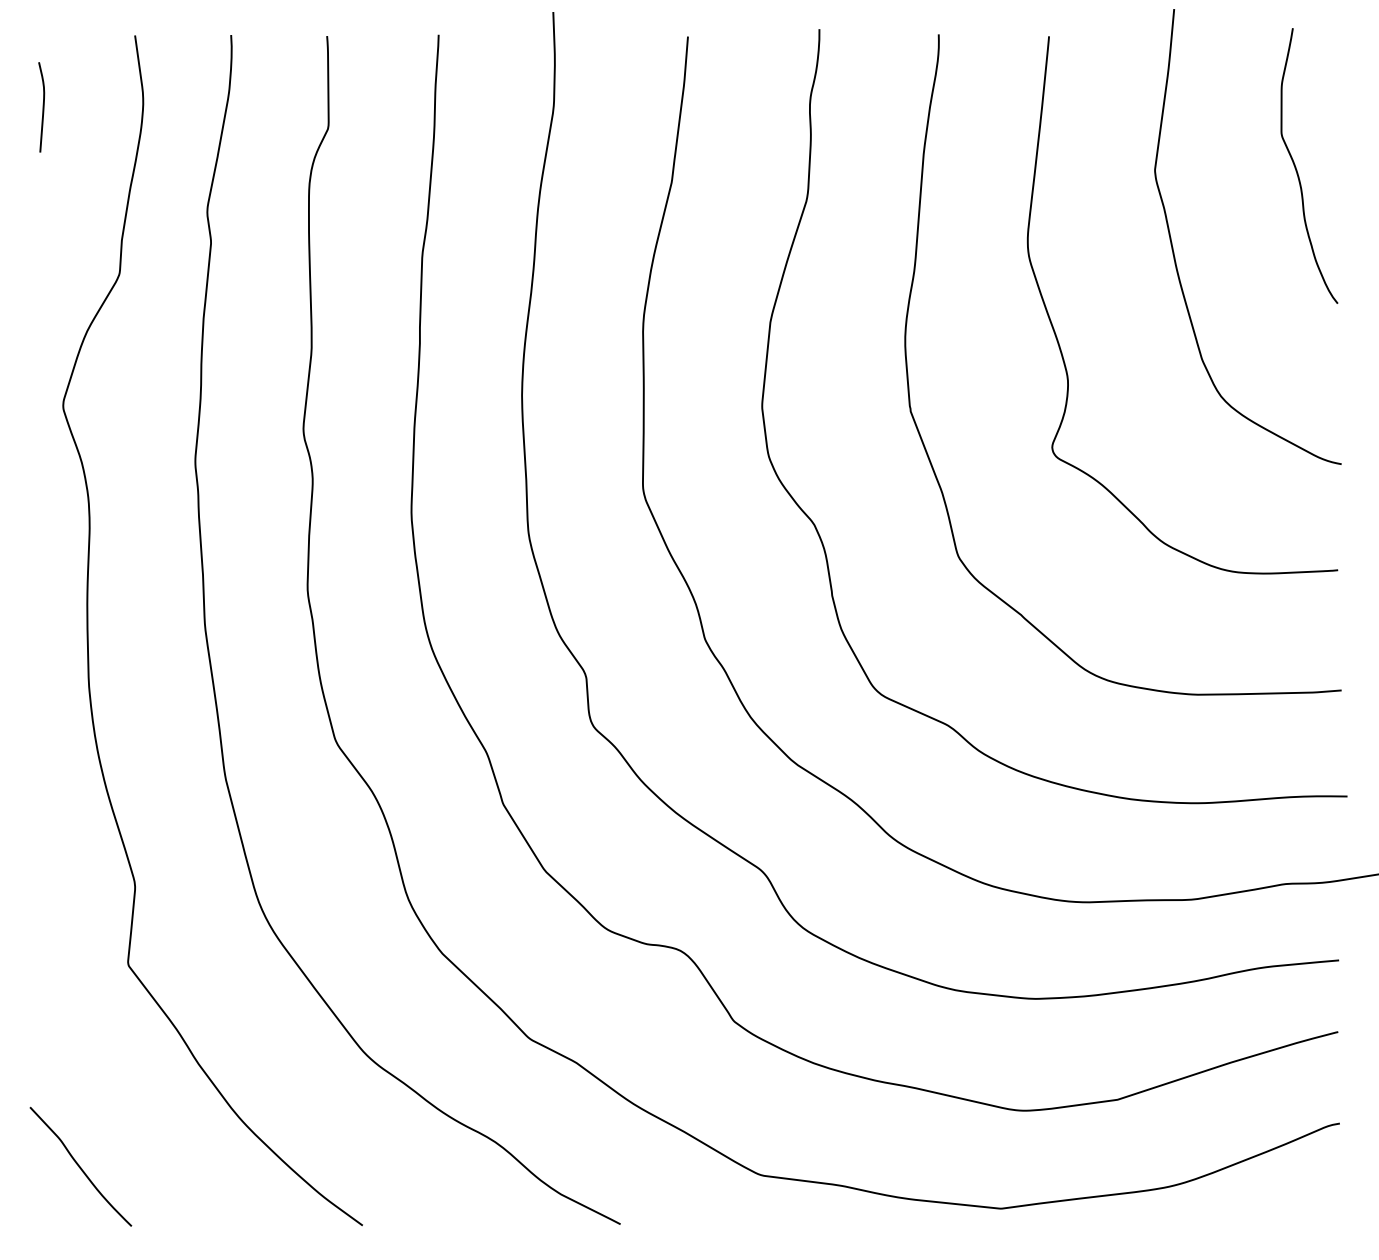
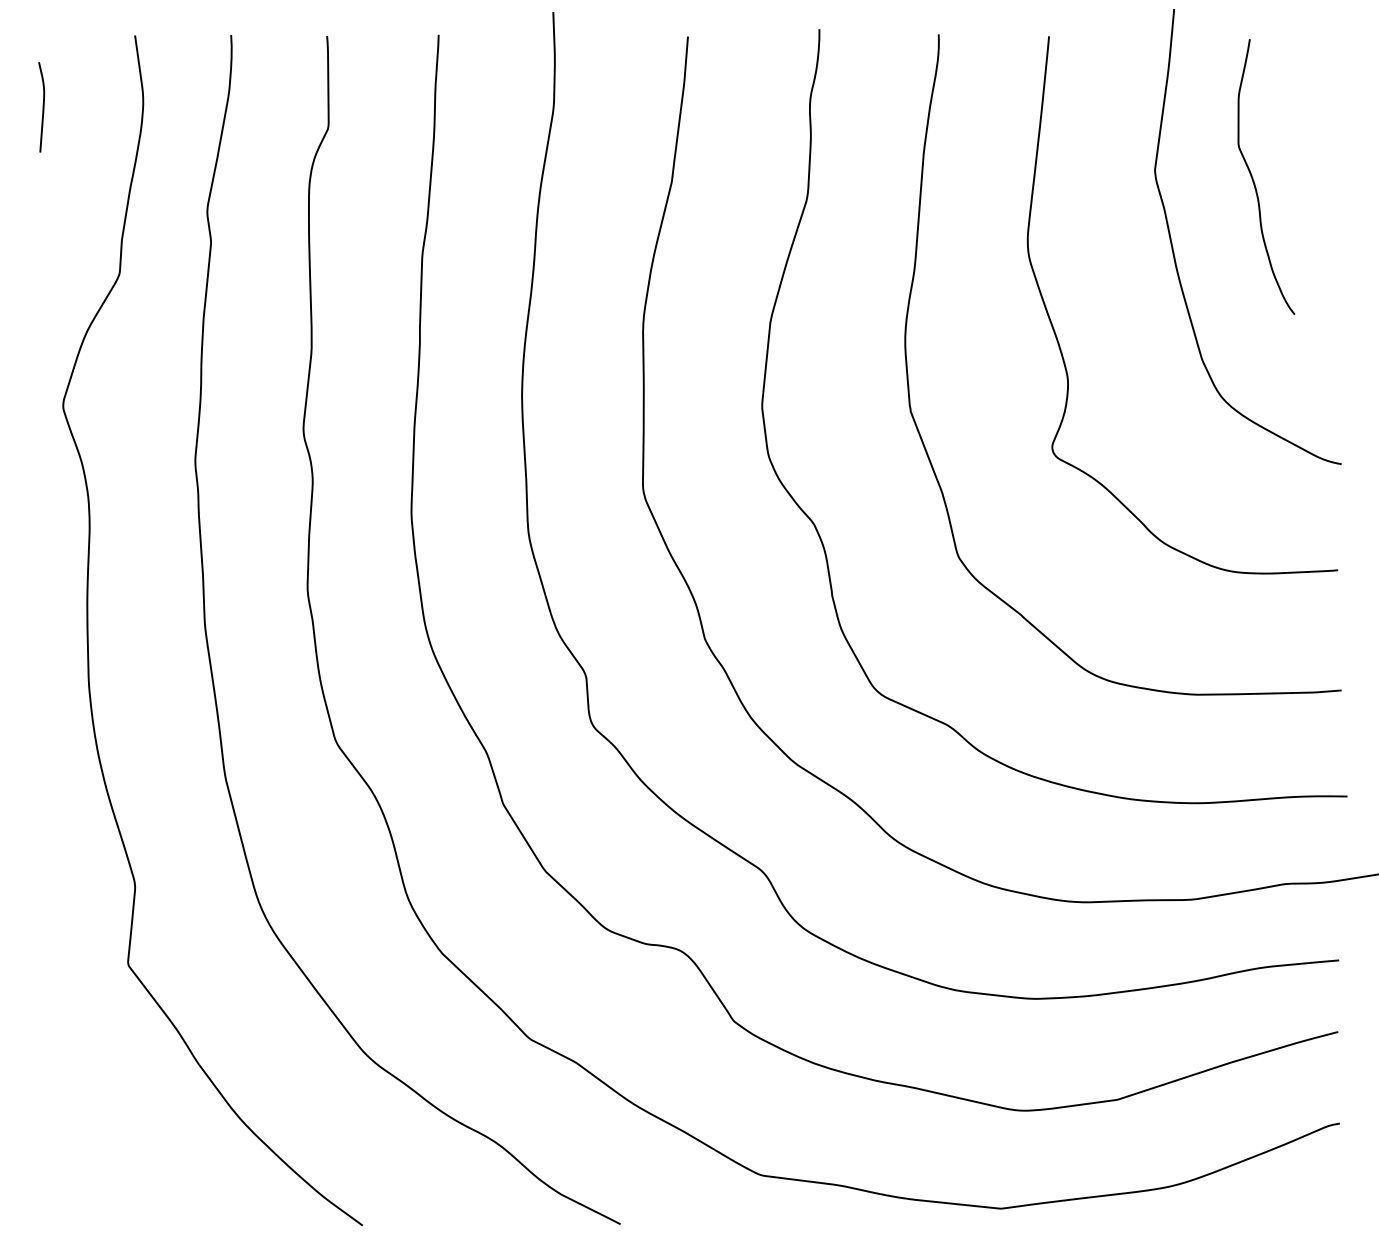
curve position: (1297, 169) -> (1254, 180) (1254, 180)
curve: present -> none (80, 1166)
